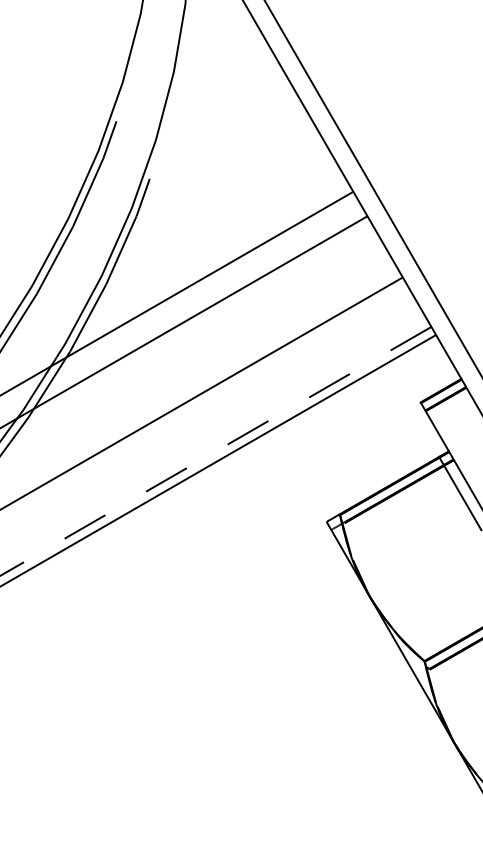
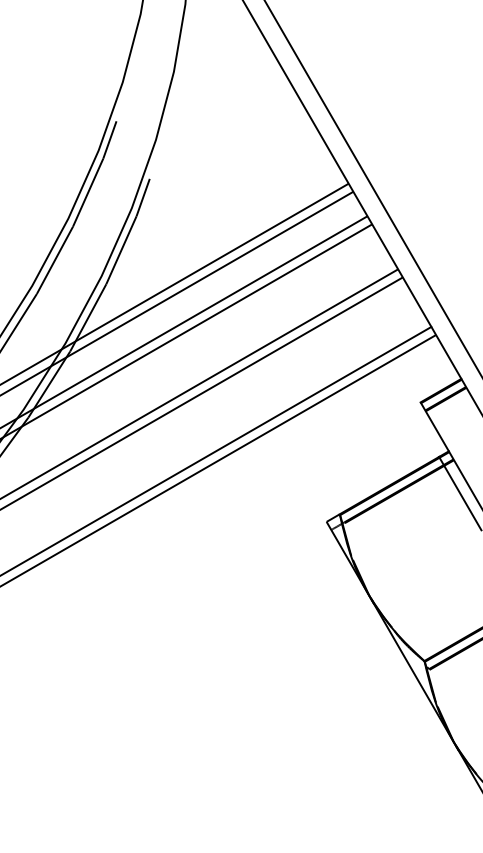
line: none -> present (175, 283)
line: none -> present (187, 330)
line: none -> present (200, 383)
line: dashed -> solid (215, 451)
